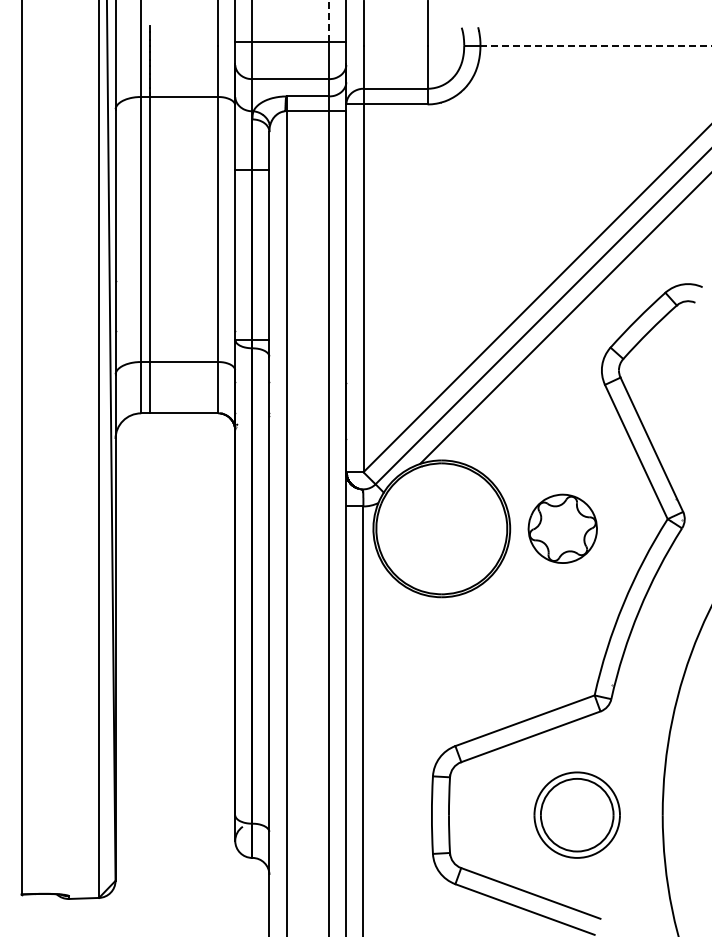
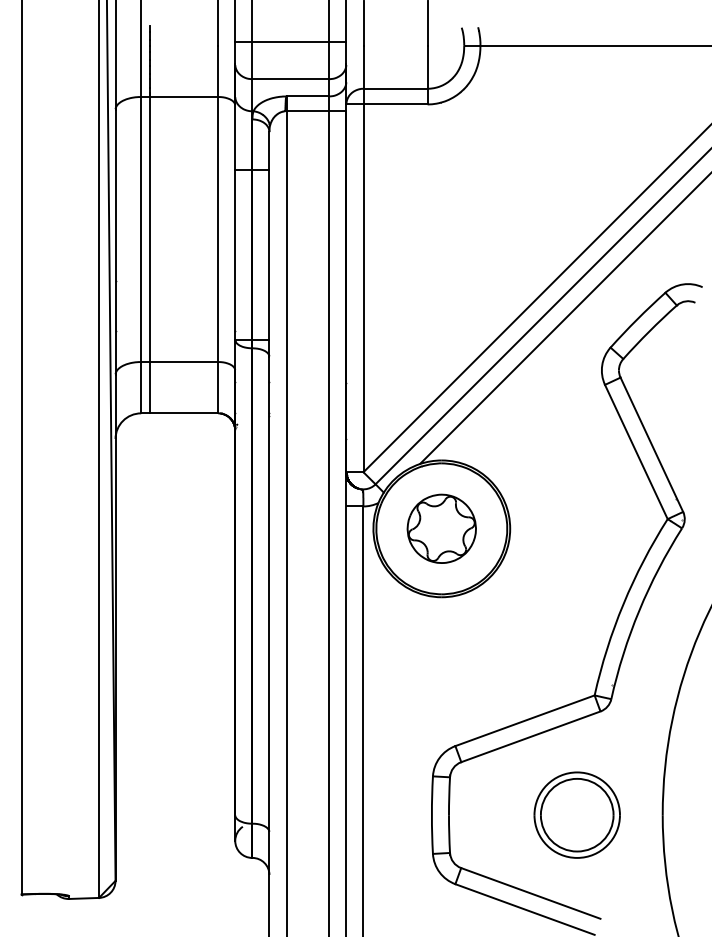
line: dashed -> solid (329, 21)
line: dashed -> solid (596, 45)
part position: (562, 528) -> (441, 528) (441, 528)
